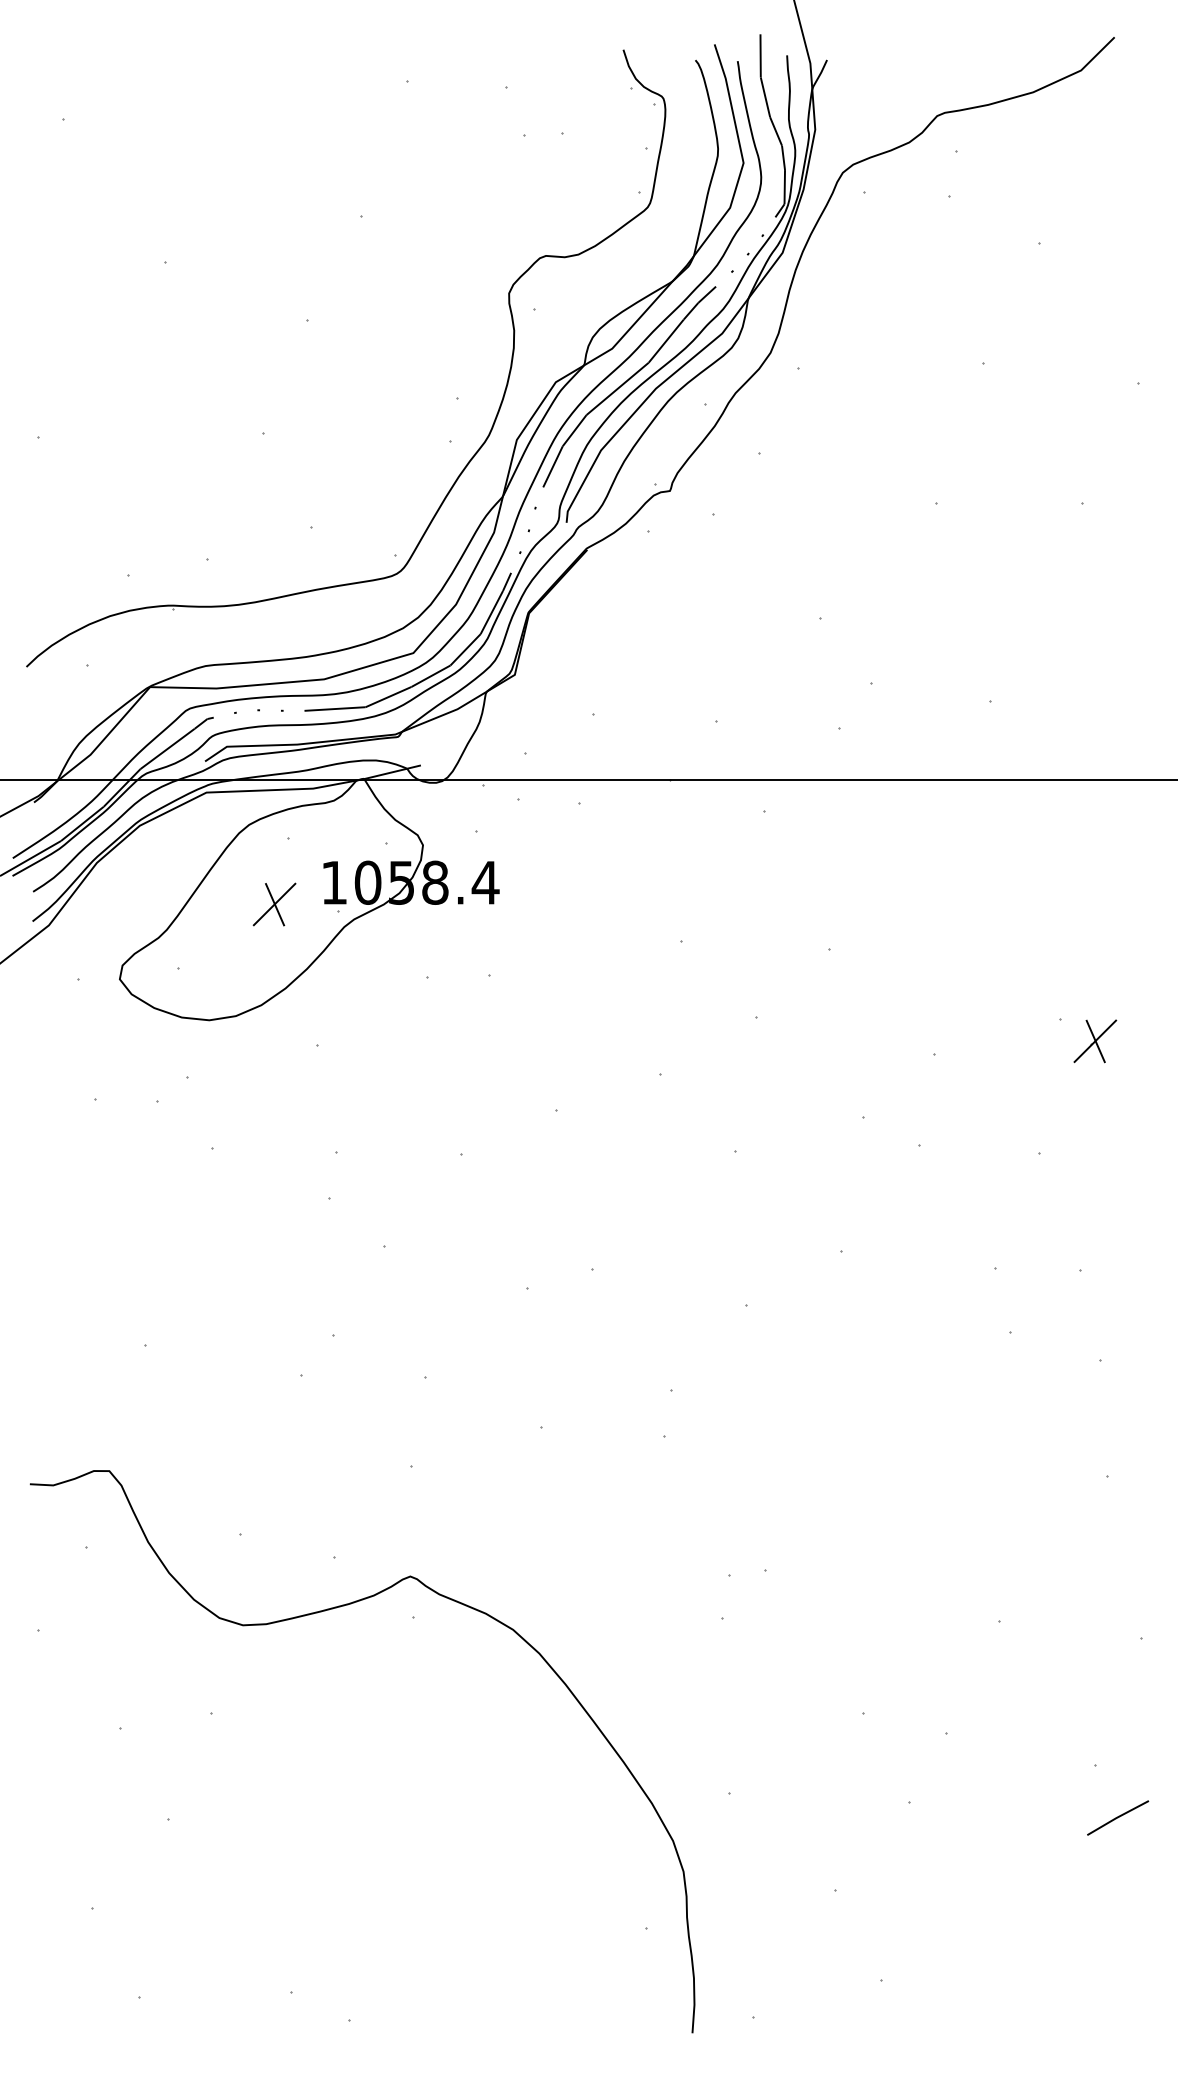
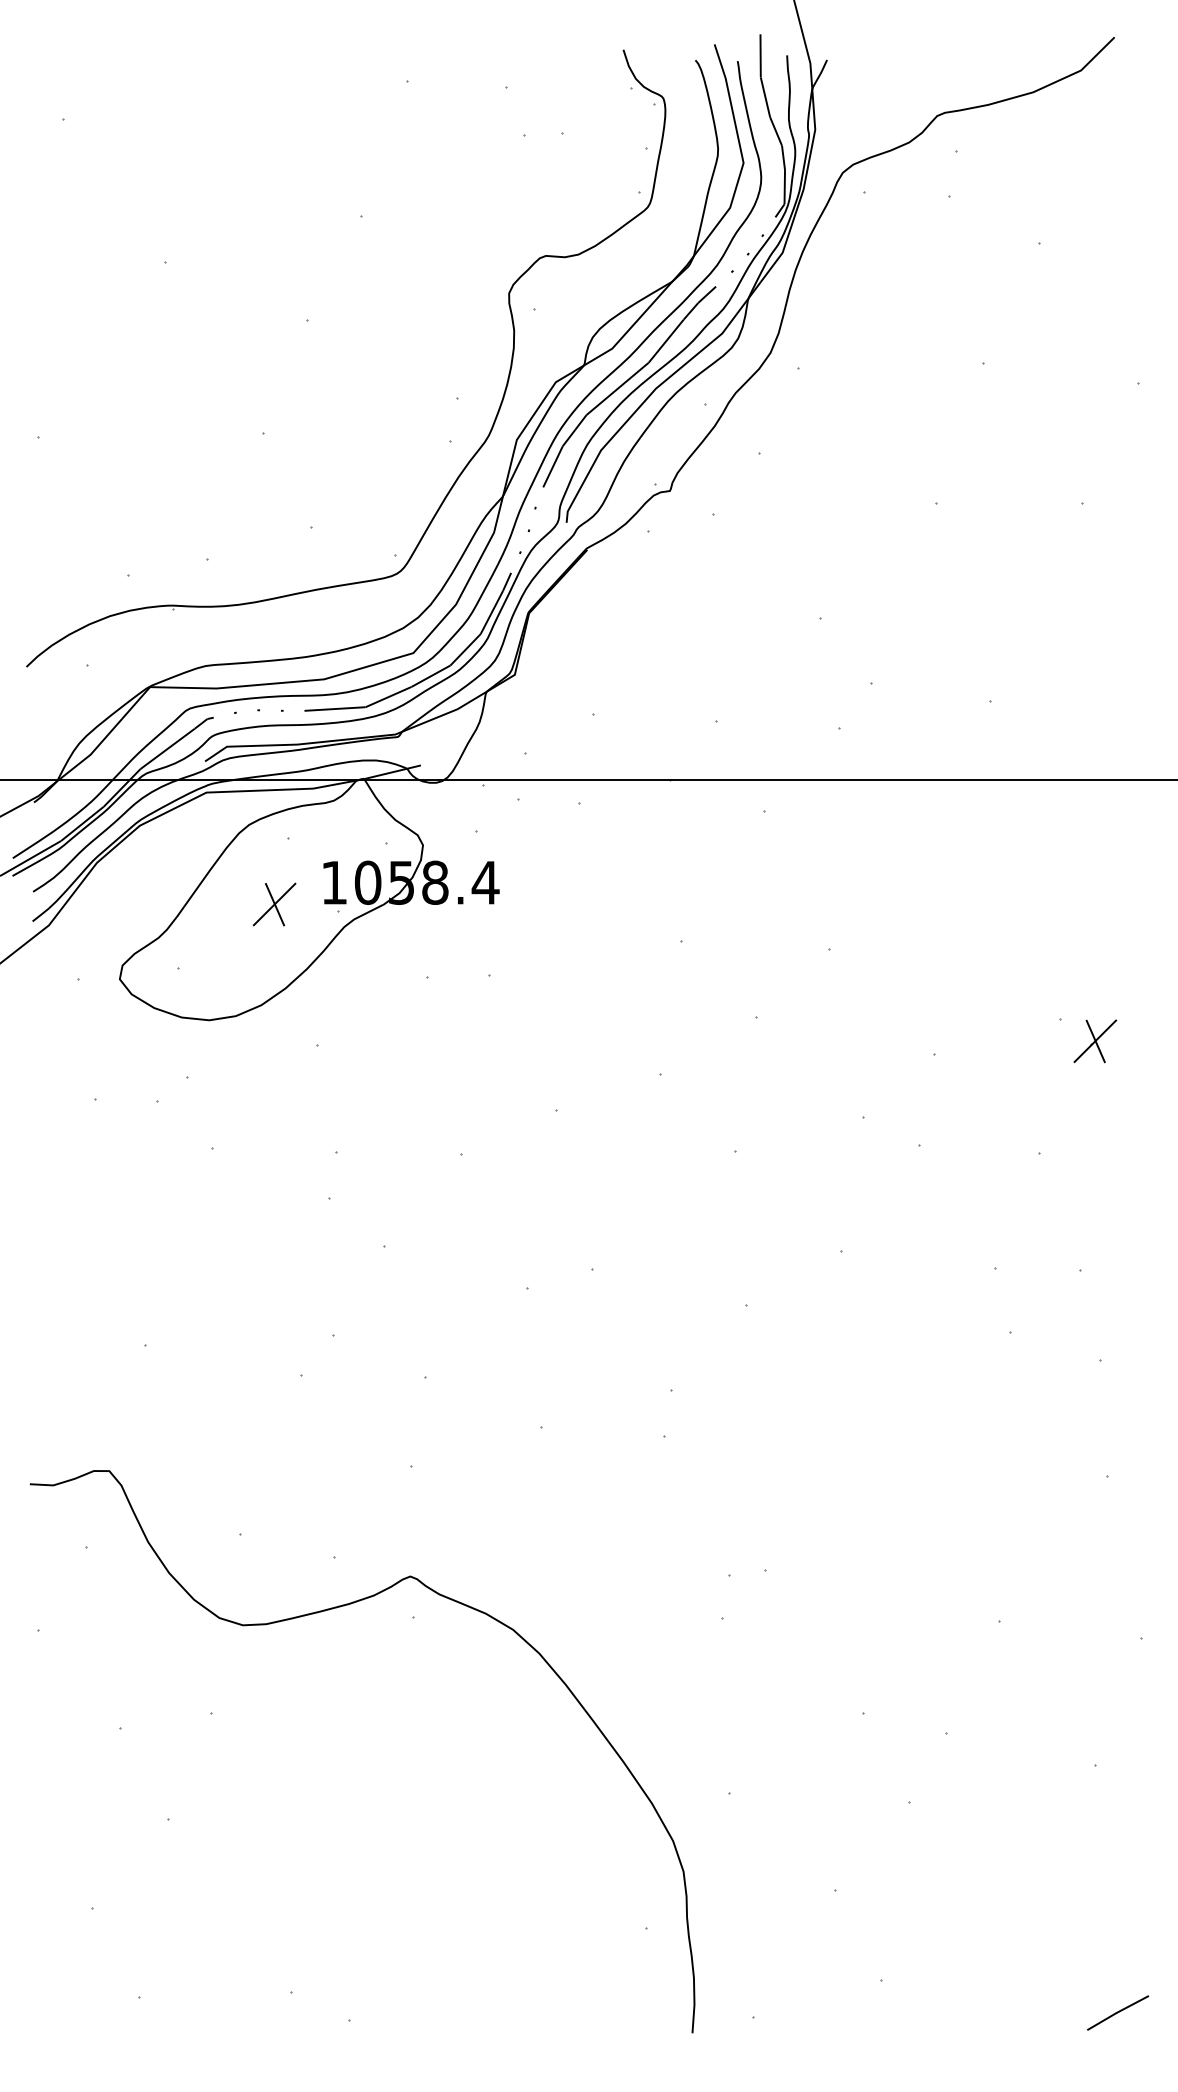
line position: (1118, 1817) -> (1118, 2012) (1118, 2012)
